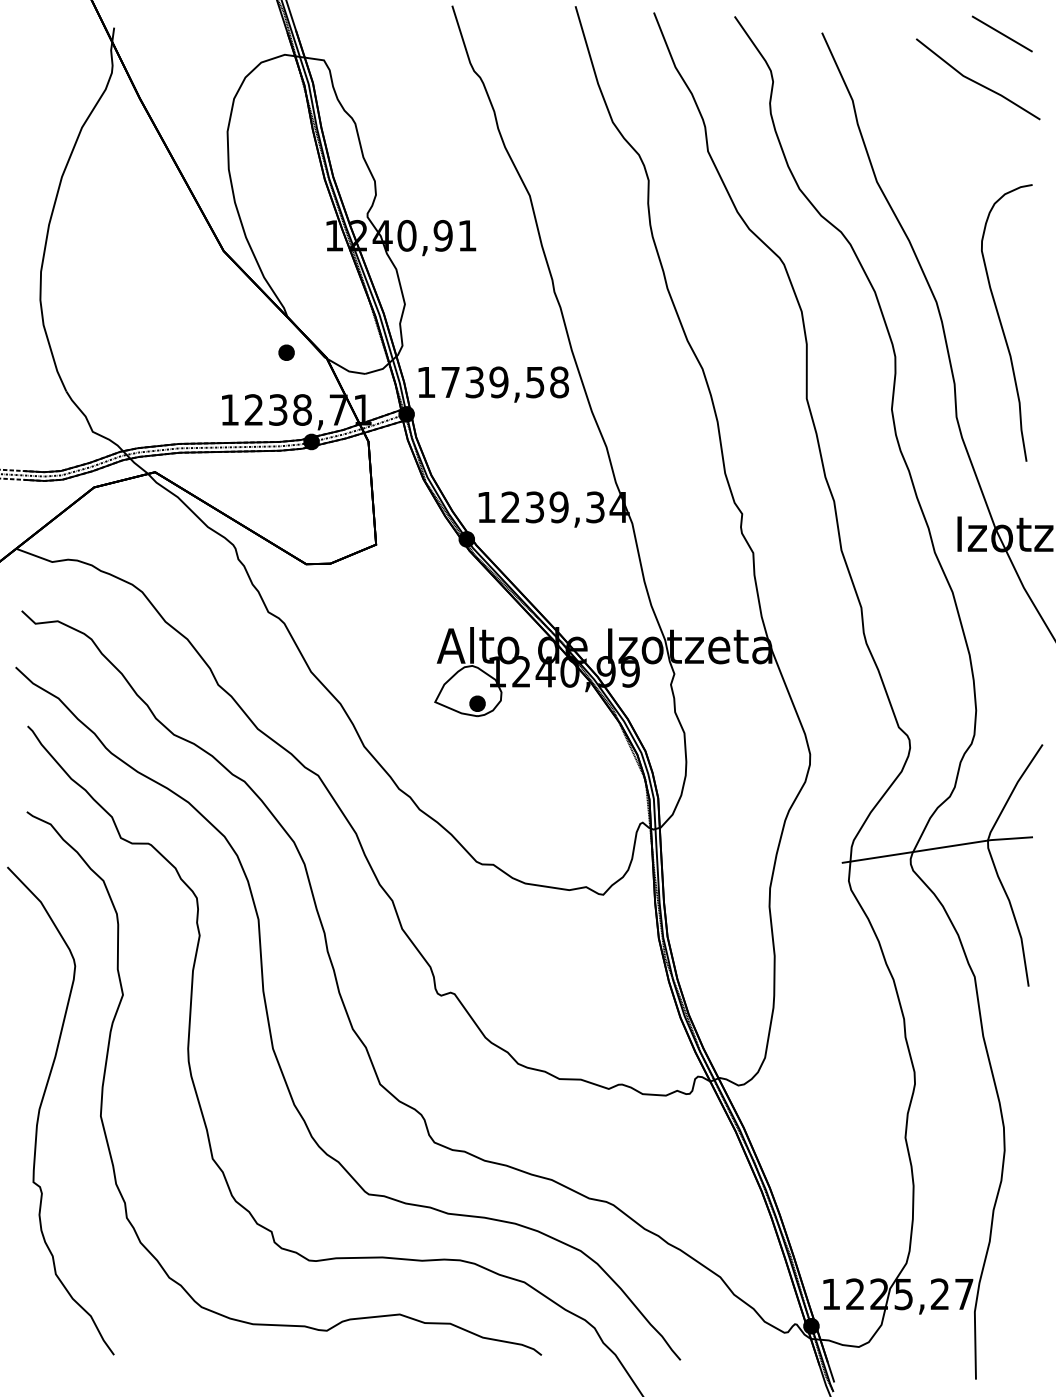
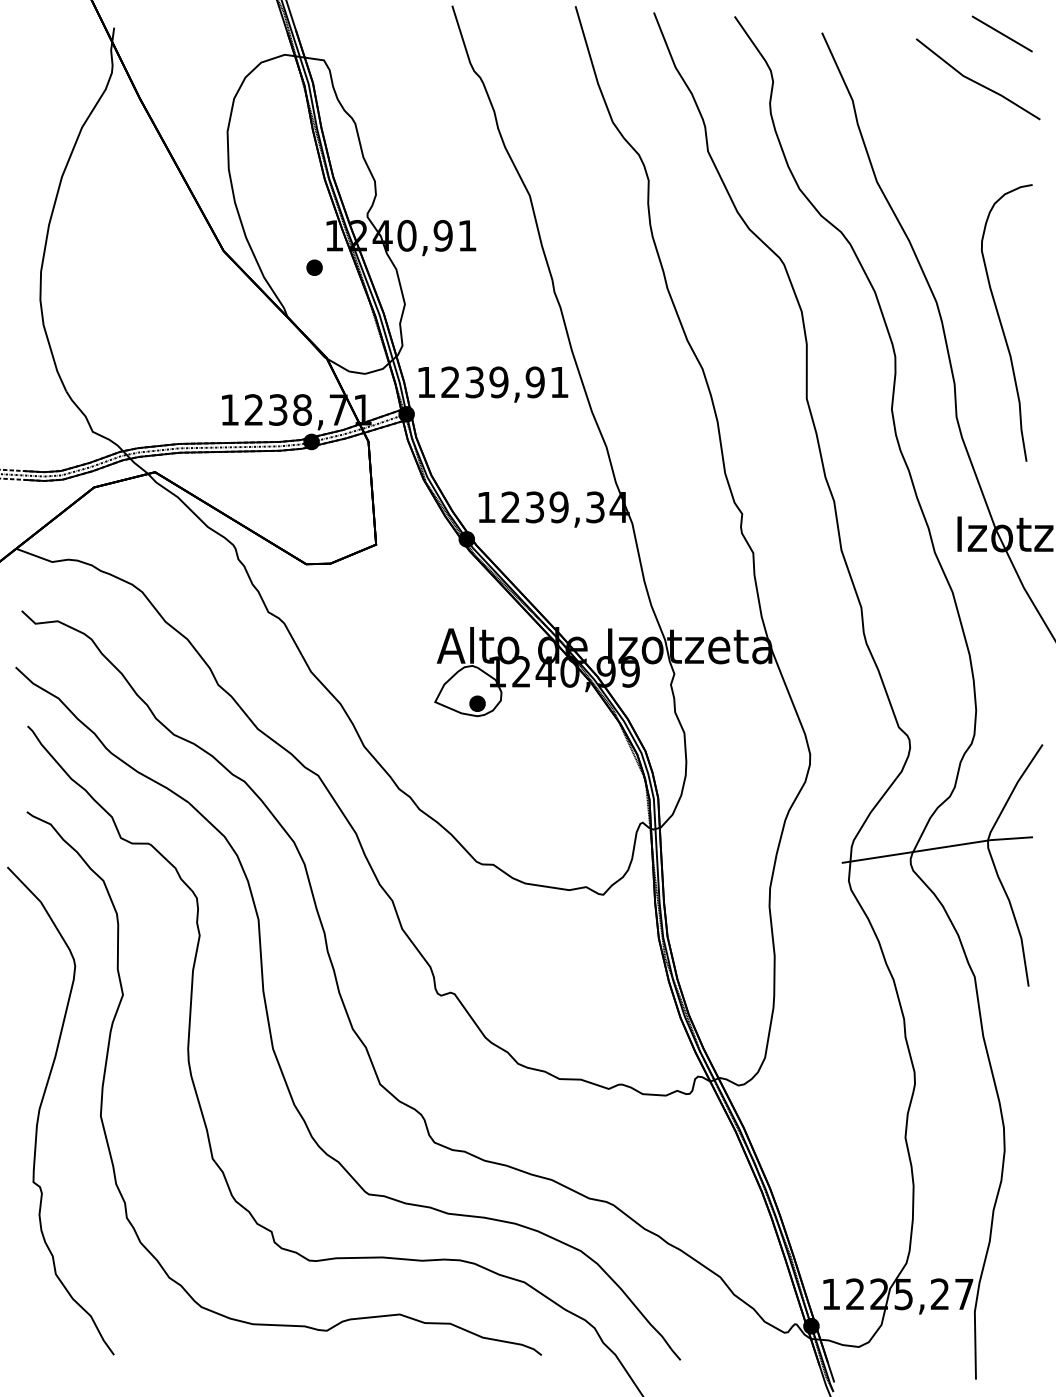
part position: (286, 352) -> (314, 267) (314, 267)
text: 1739,58 -> 1239,91 (505, 382)
